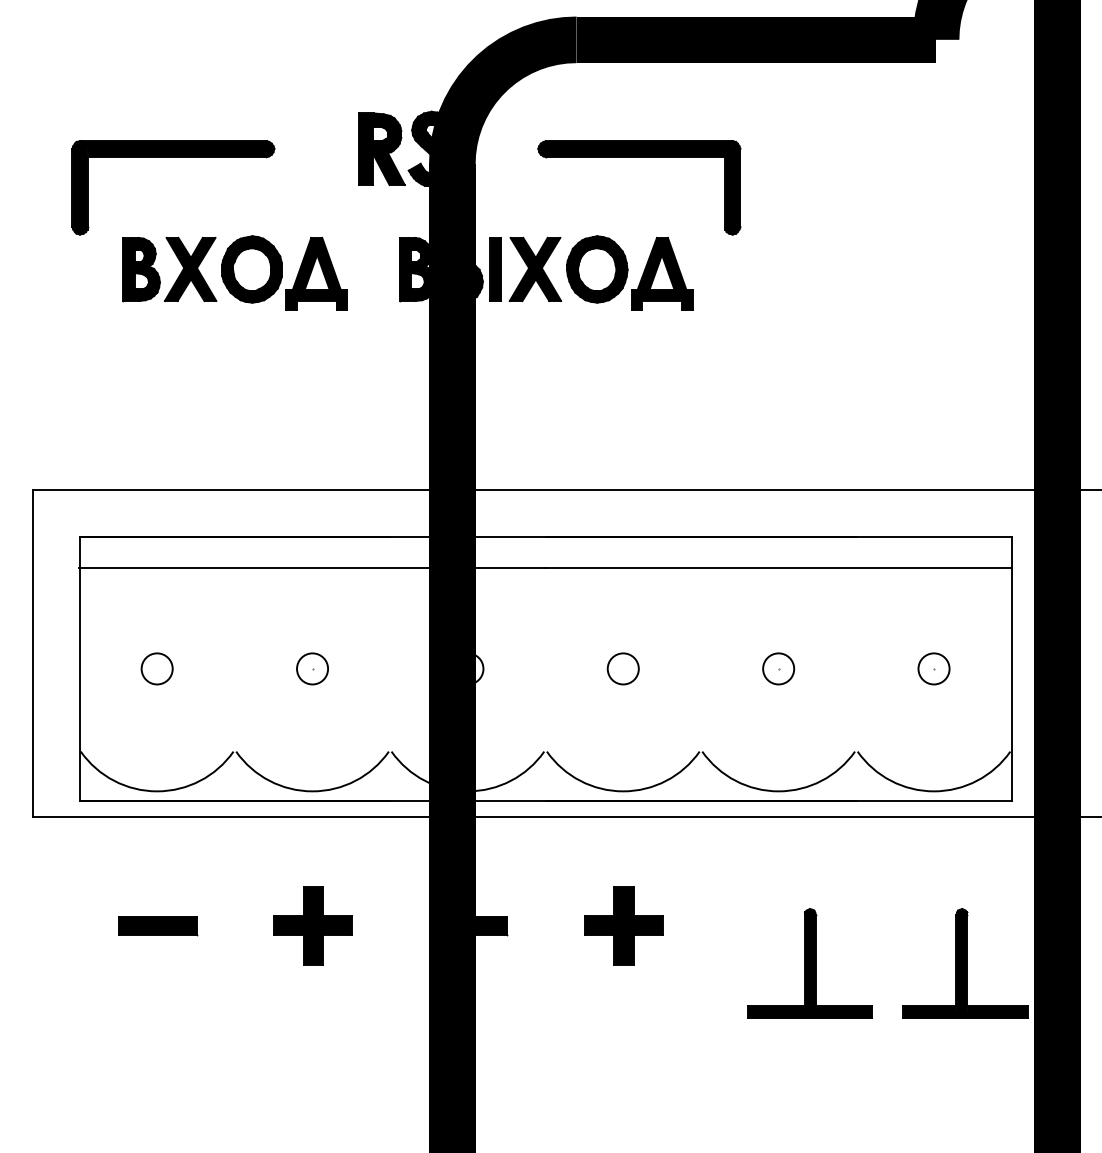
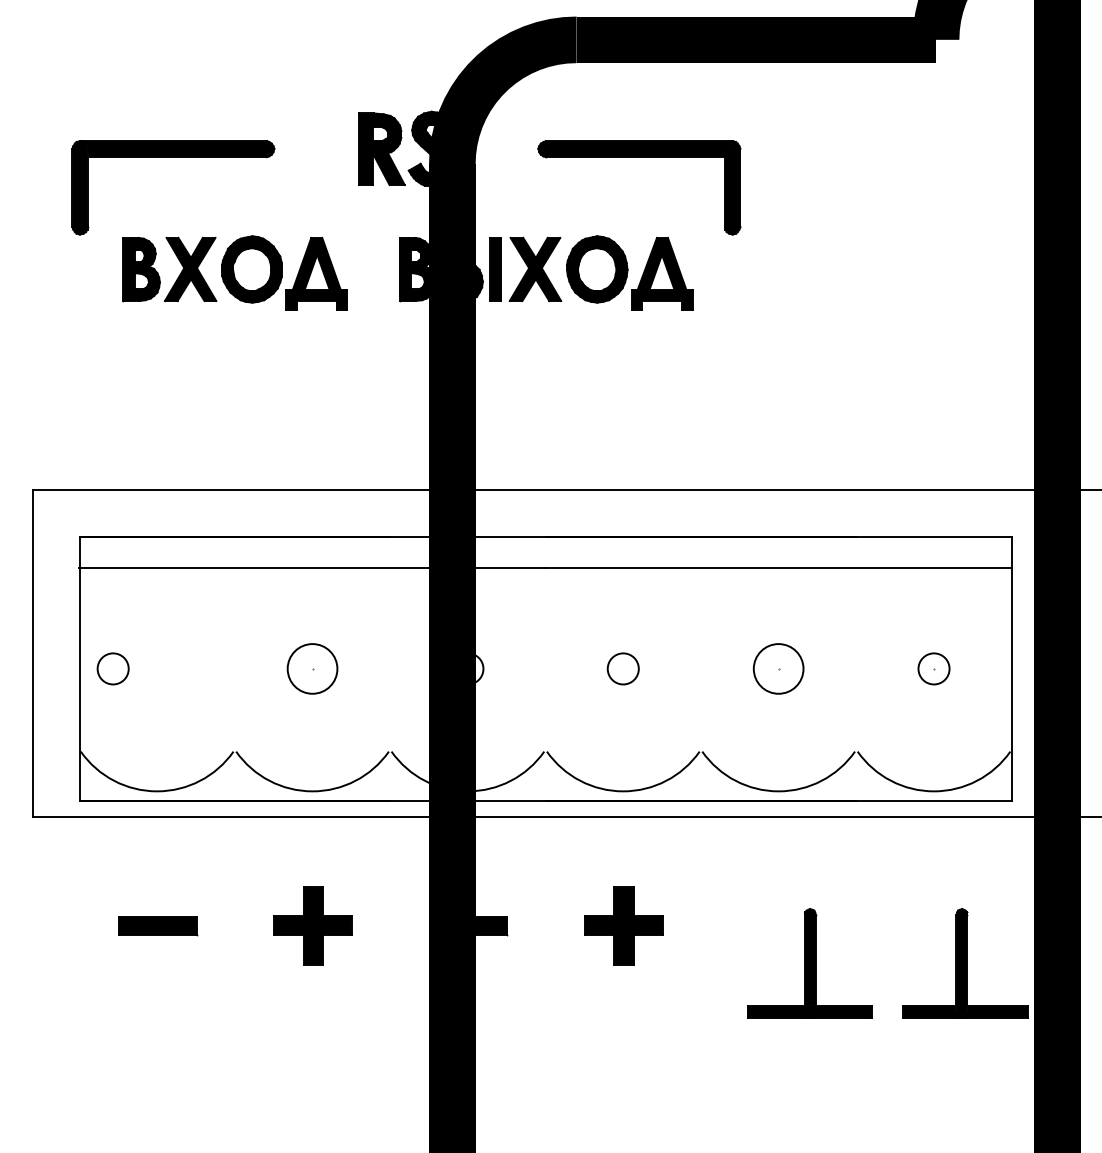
circle position: (156, 668) -> (112, 668) (112, 668)
circle diameter: 31 px -> 50 px (312, 668)
circle diameter: 31 px -> 50 px (778, 668)
